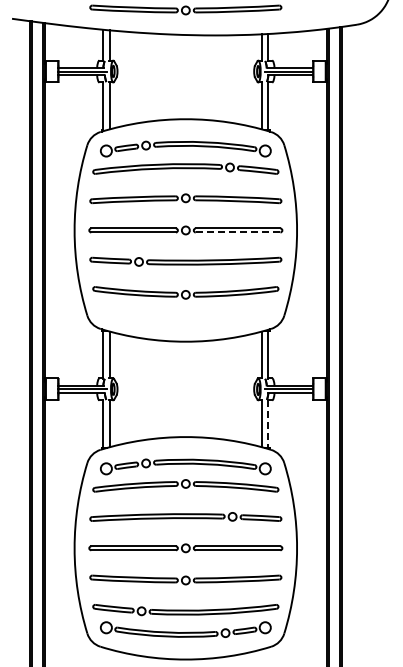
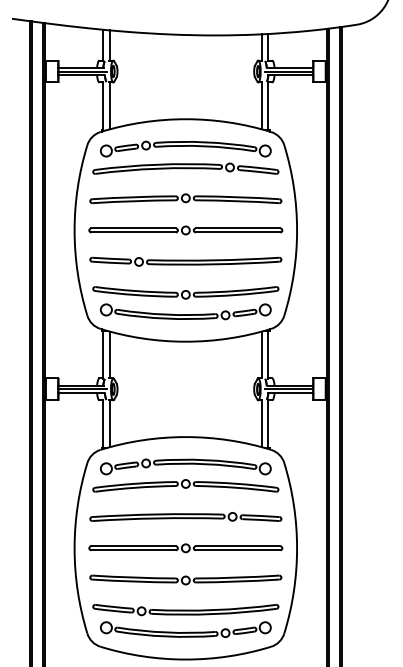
part: present -> none (185, 9)
line: dashed -> solid (238, 232)
part: none -> present (185, 311)
line: dashed -> solid (268, 424)
